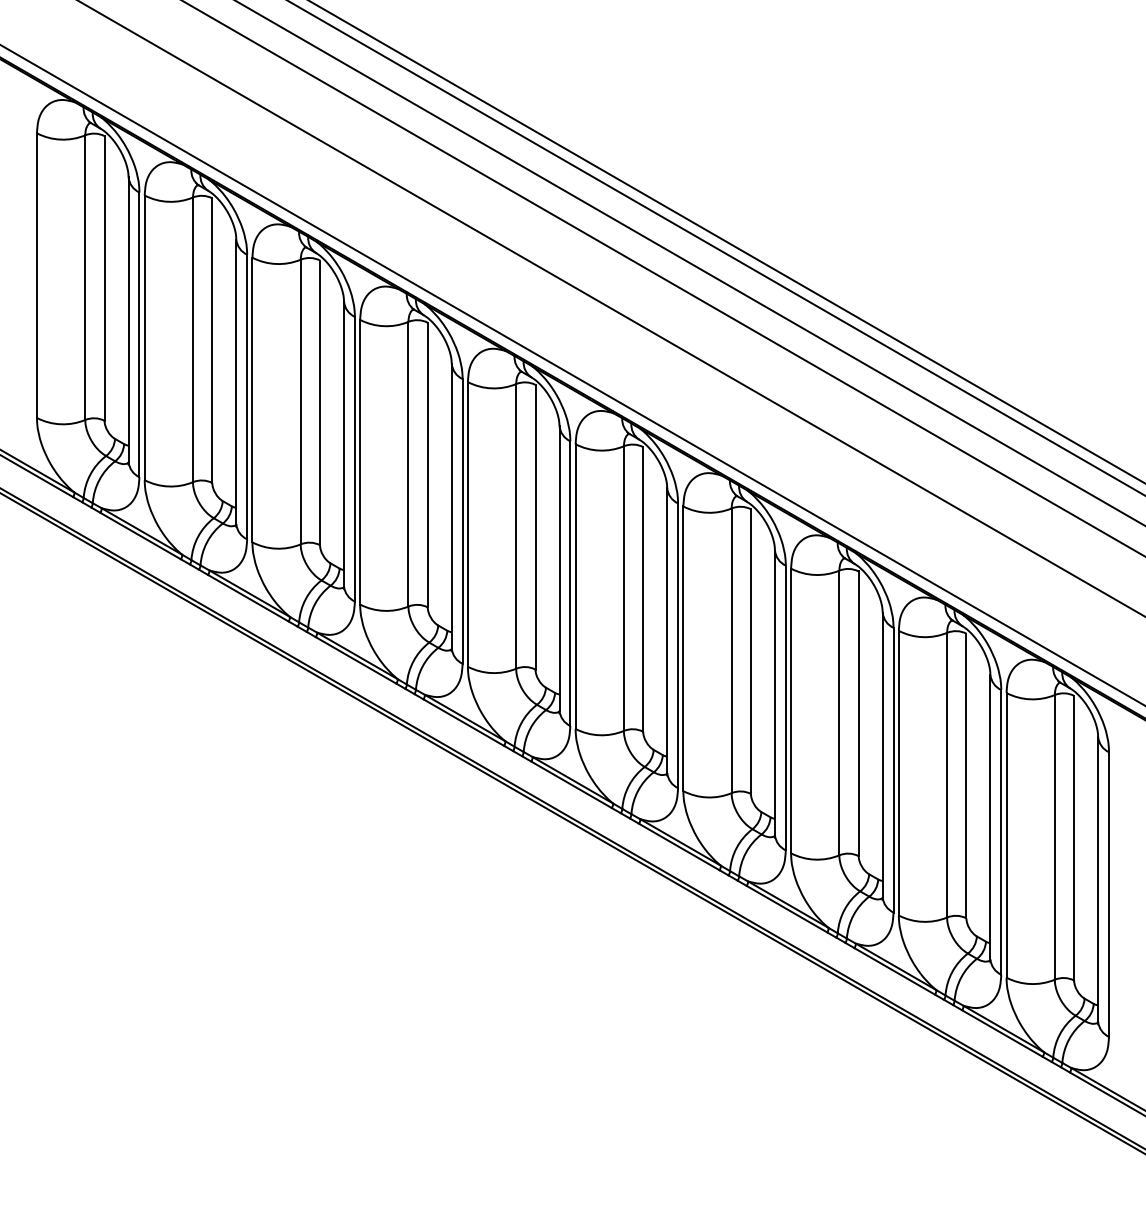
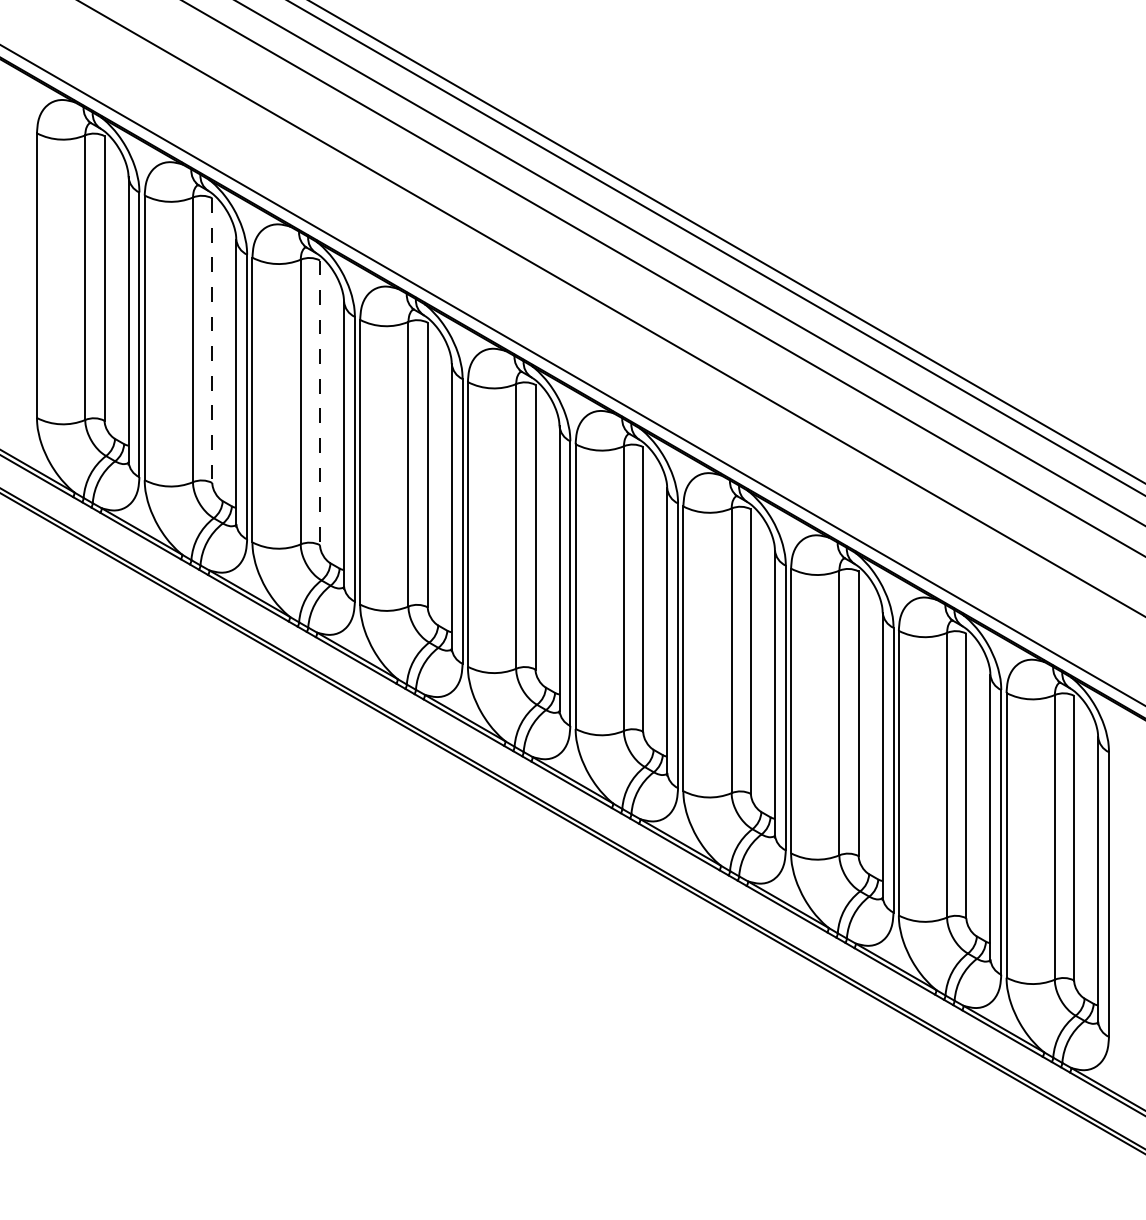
line: solid -> dashed (212, 341)
line: solid -> dashed (320, 403)
